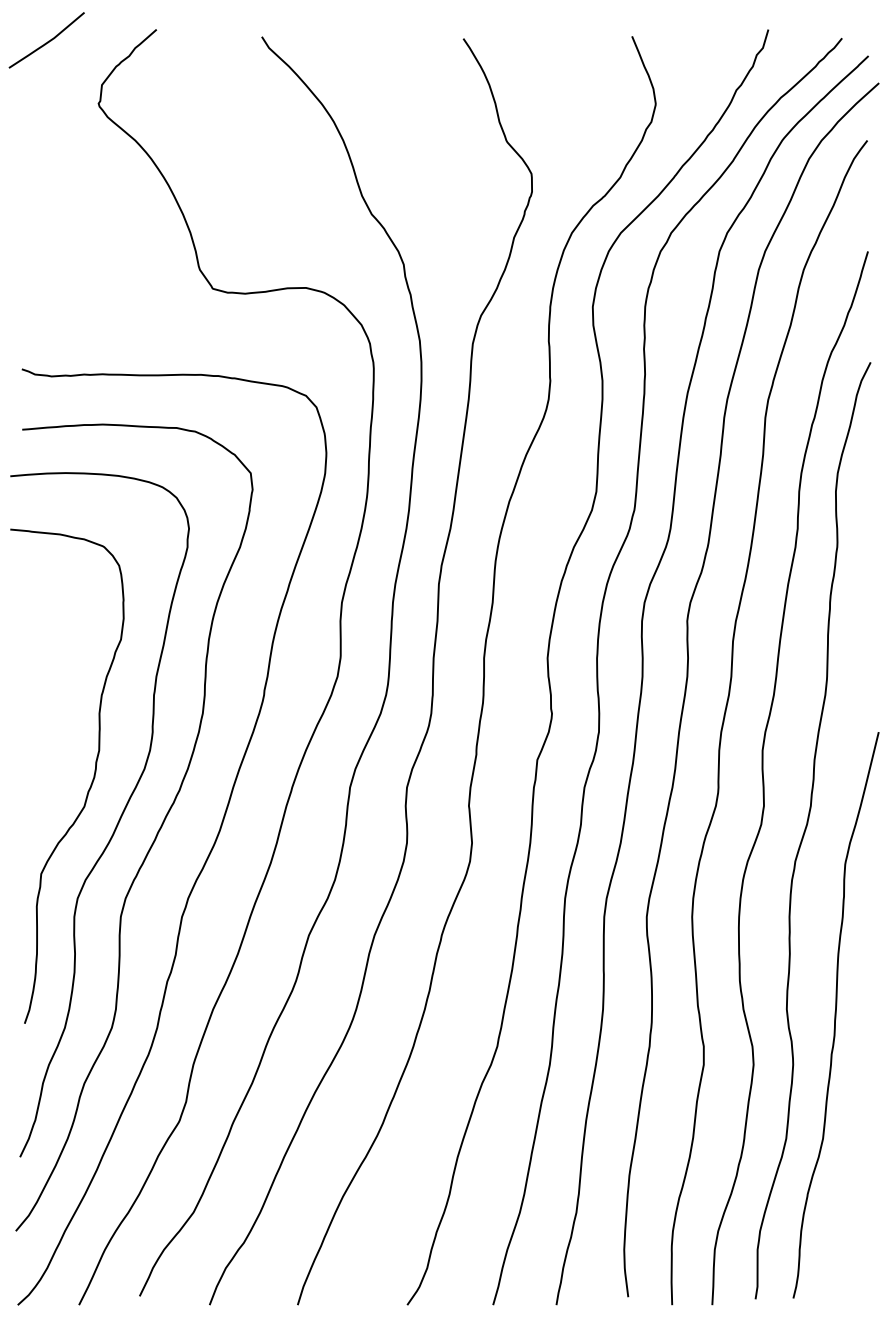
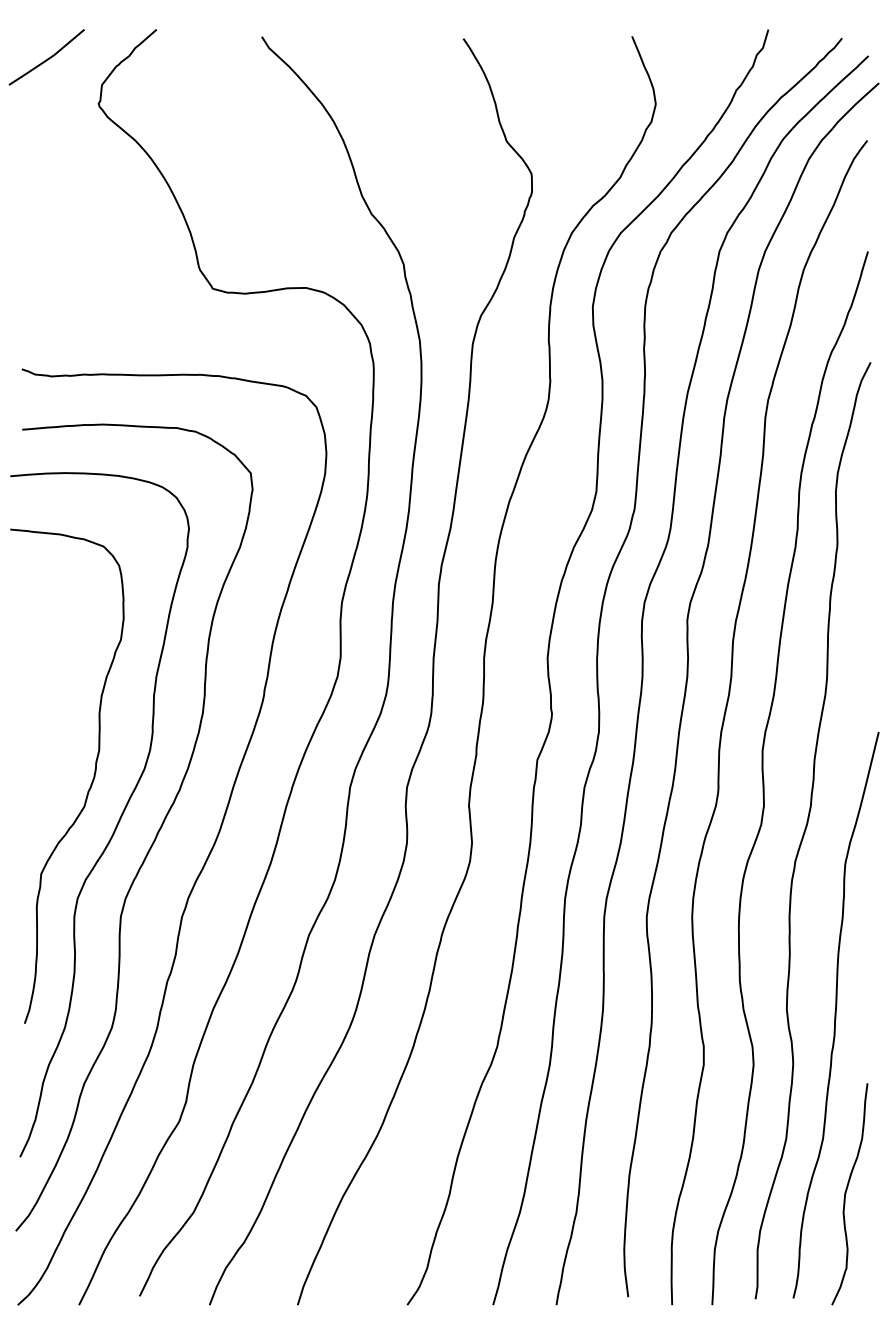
curve position: (47, 41) -> (47, 58) (47, 58)
curve: none -> present (846, 1194)
